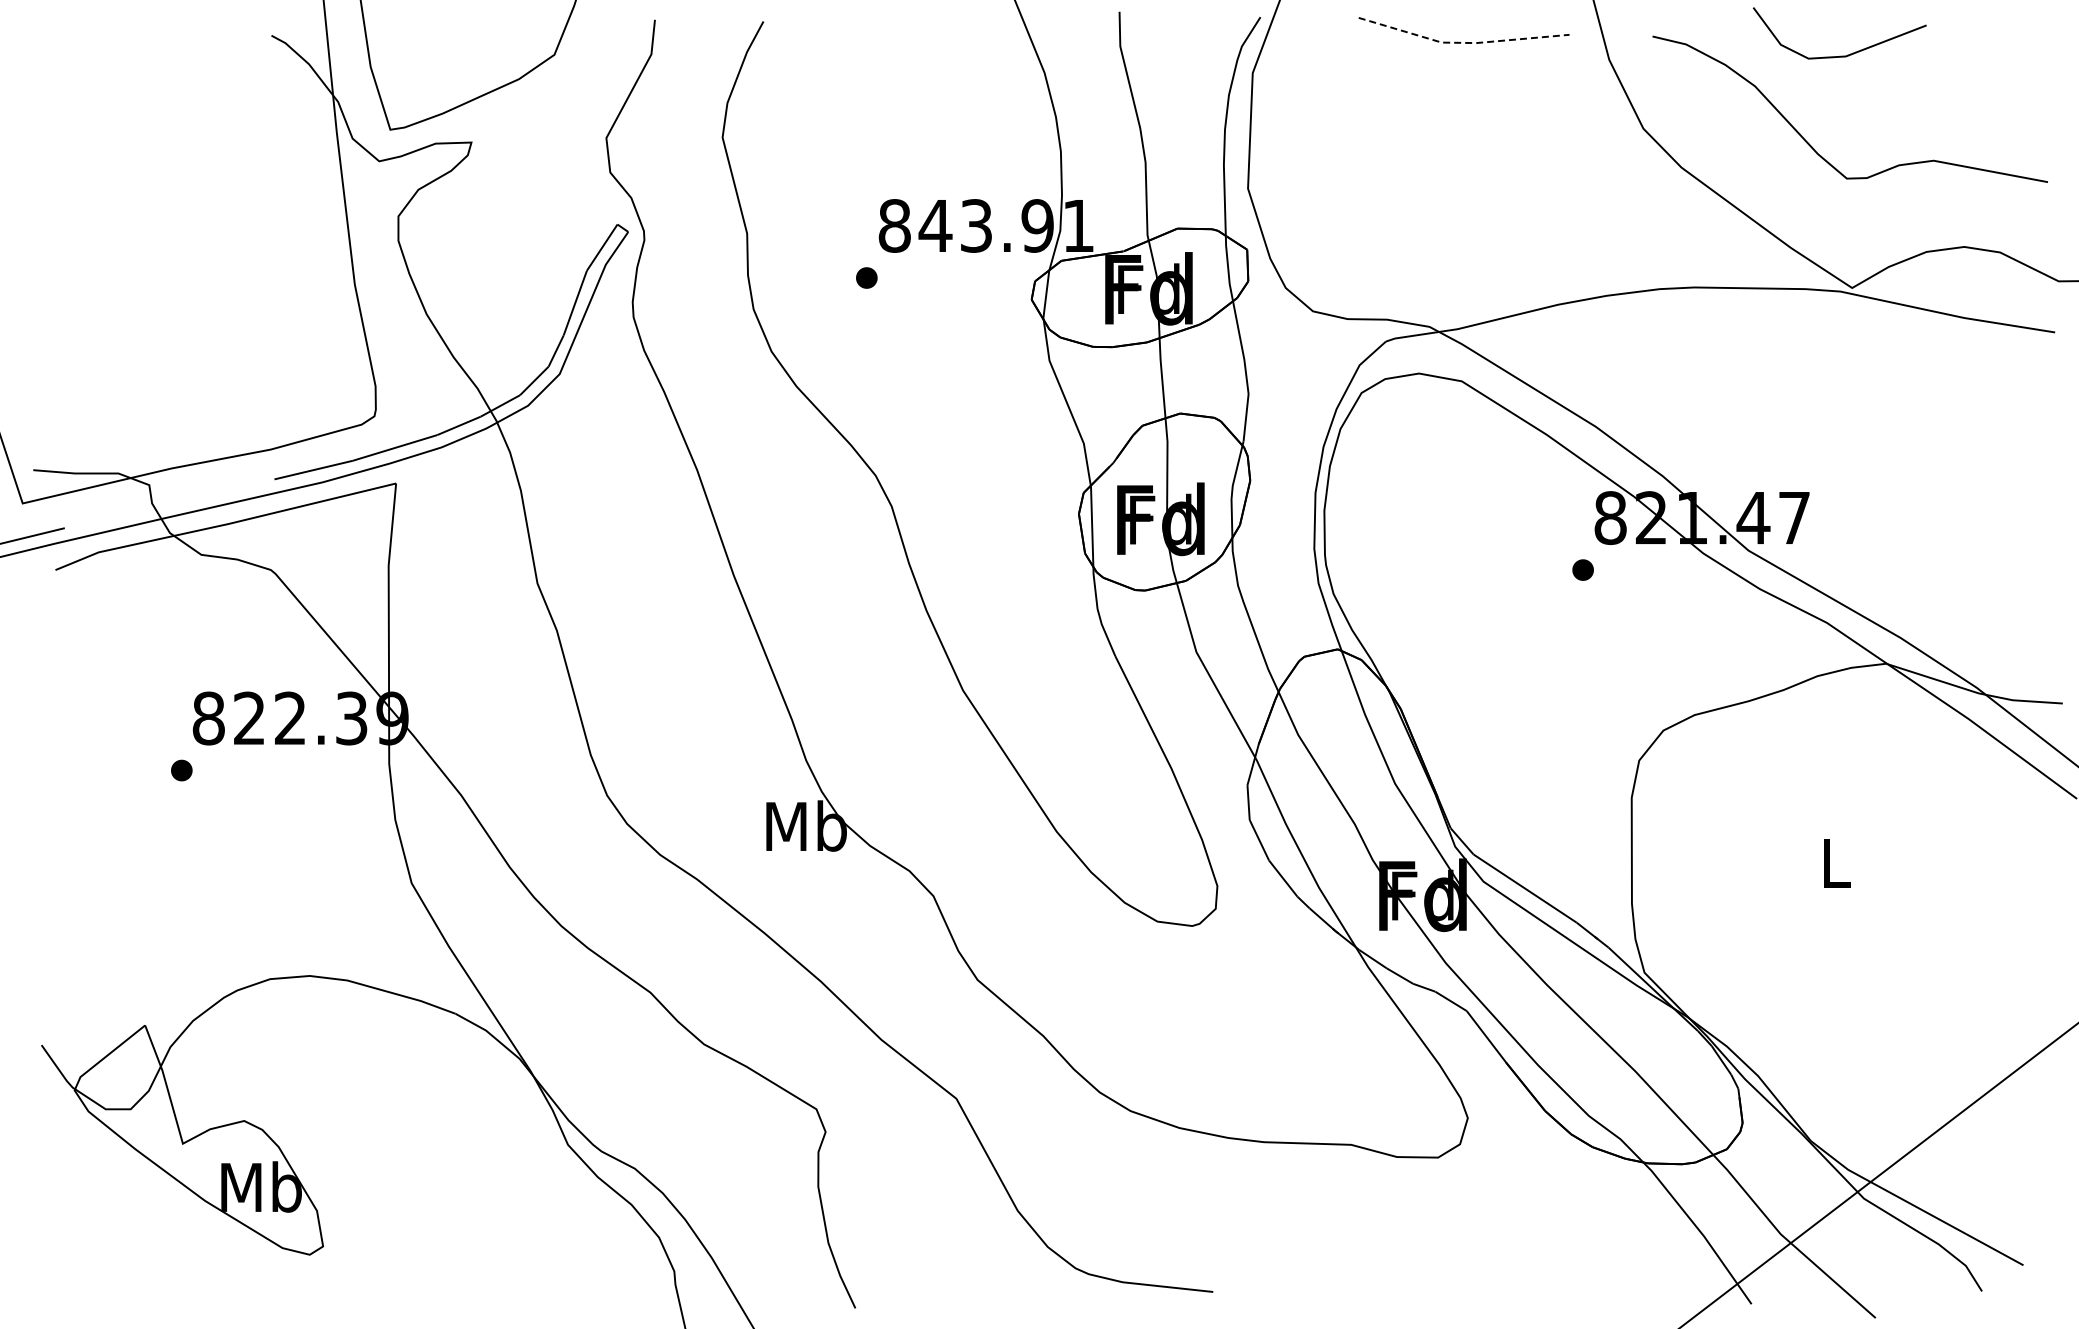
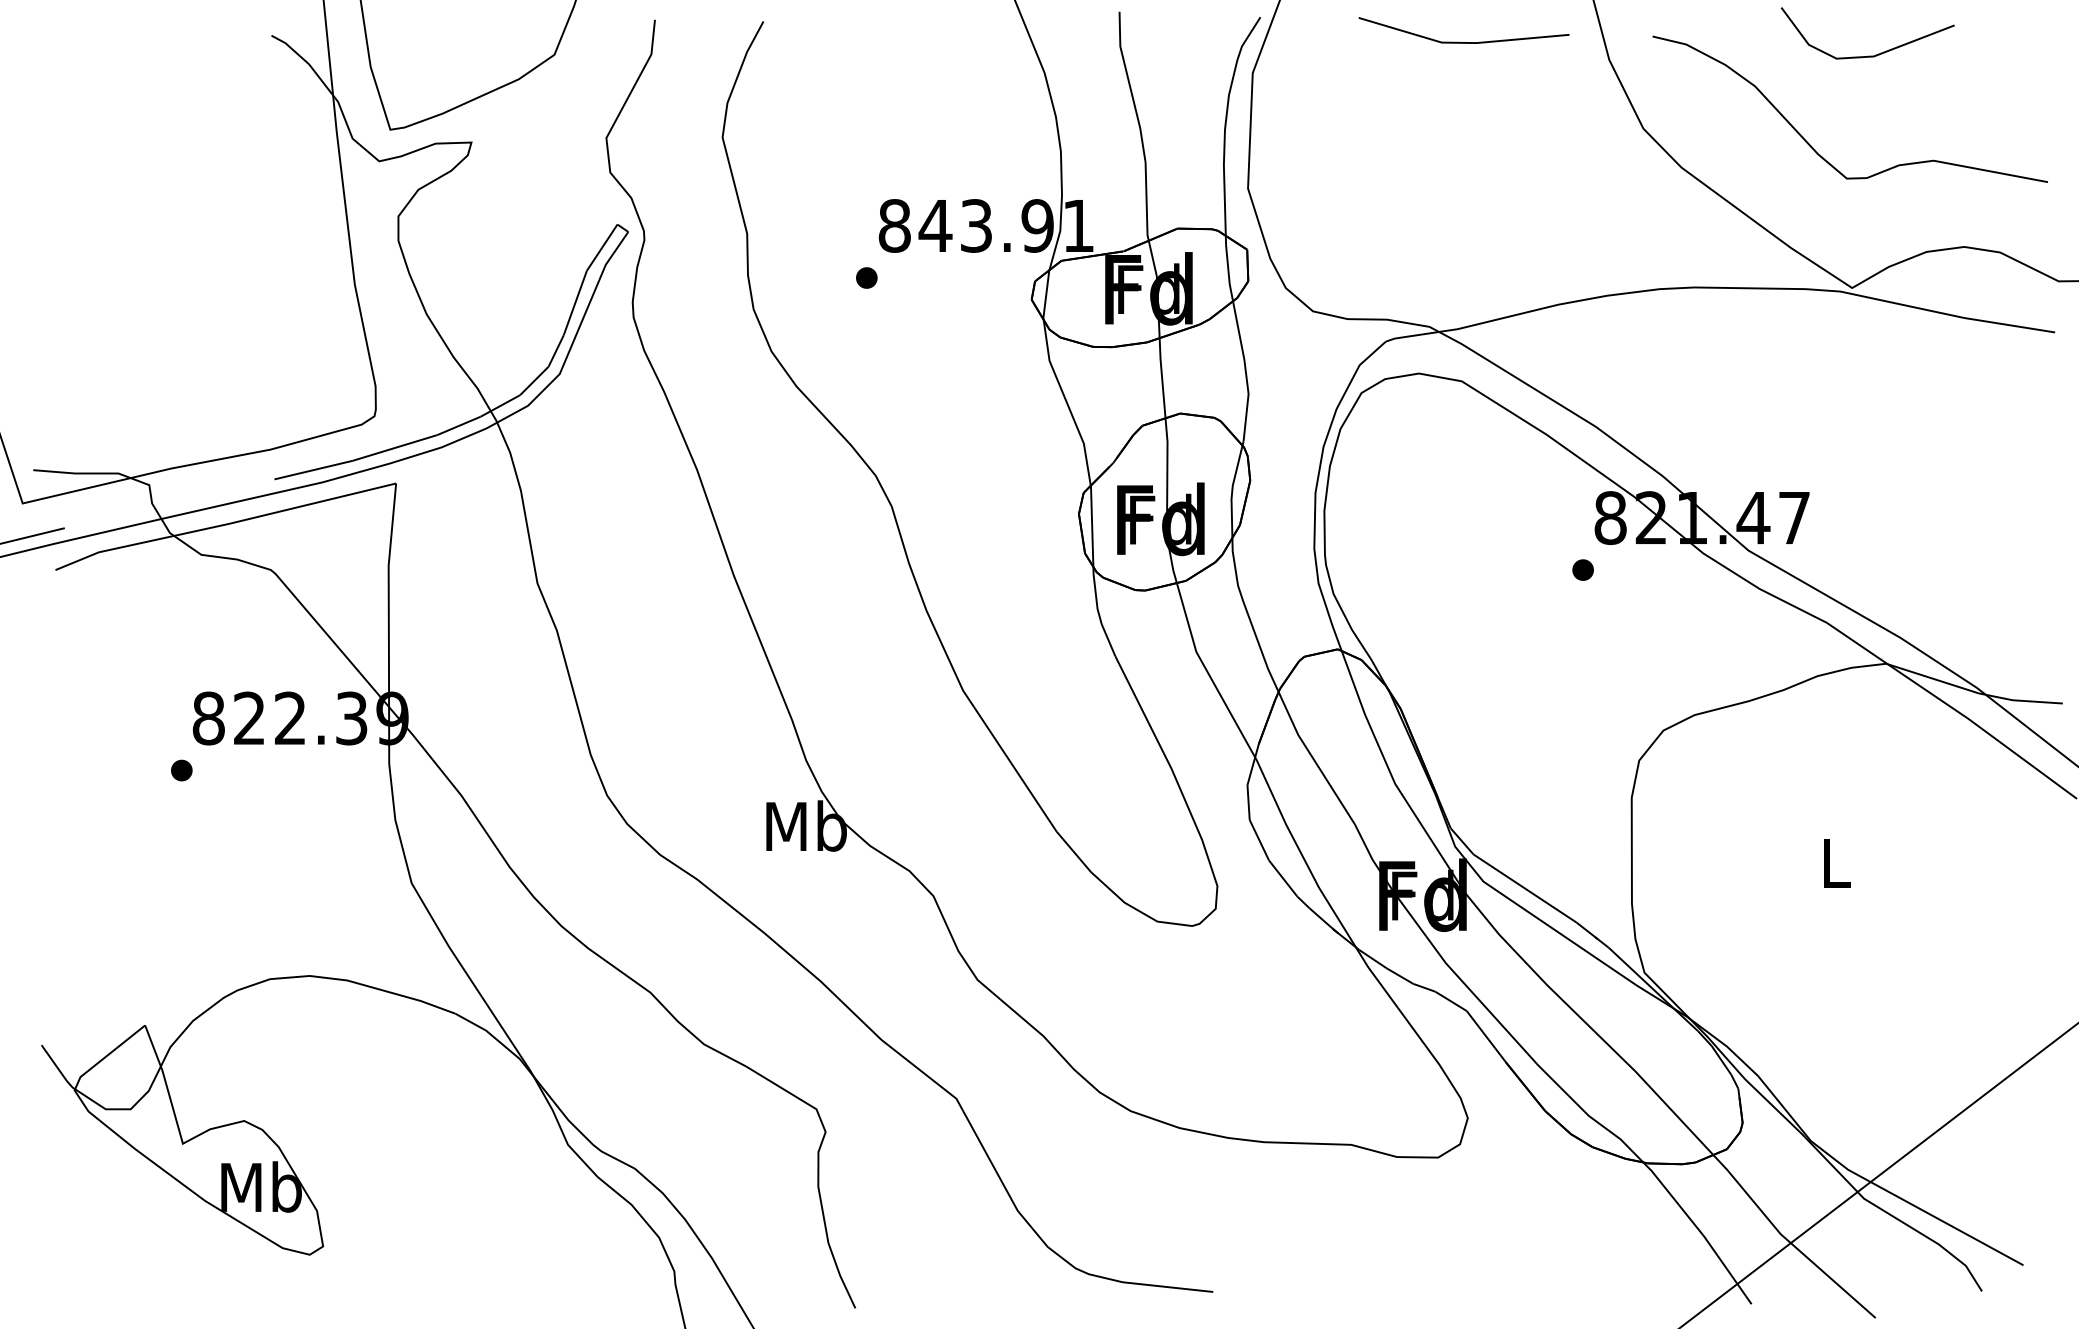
line: dashed -> solid (1462, 42)
line position: (1840, 55) -> (1868, 55) (1868, 55)
